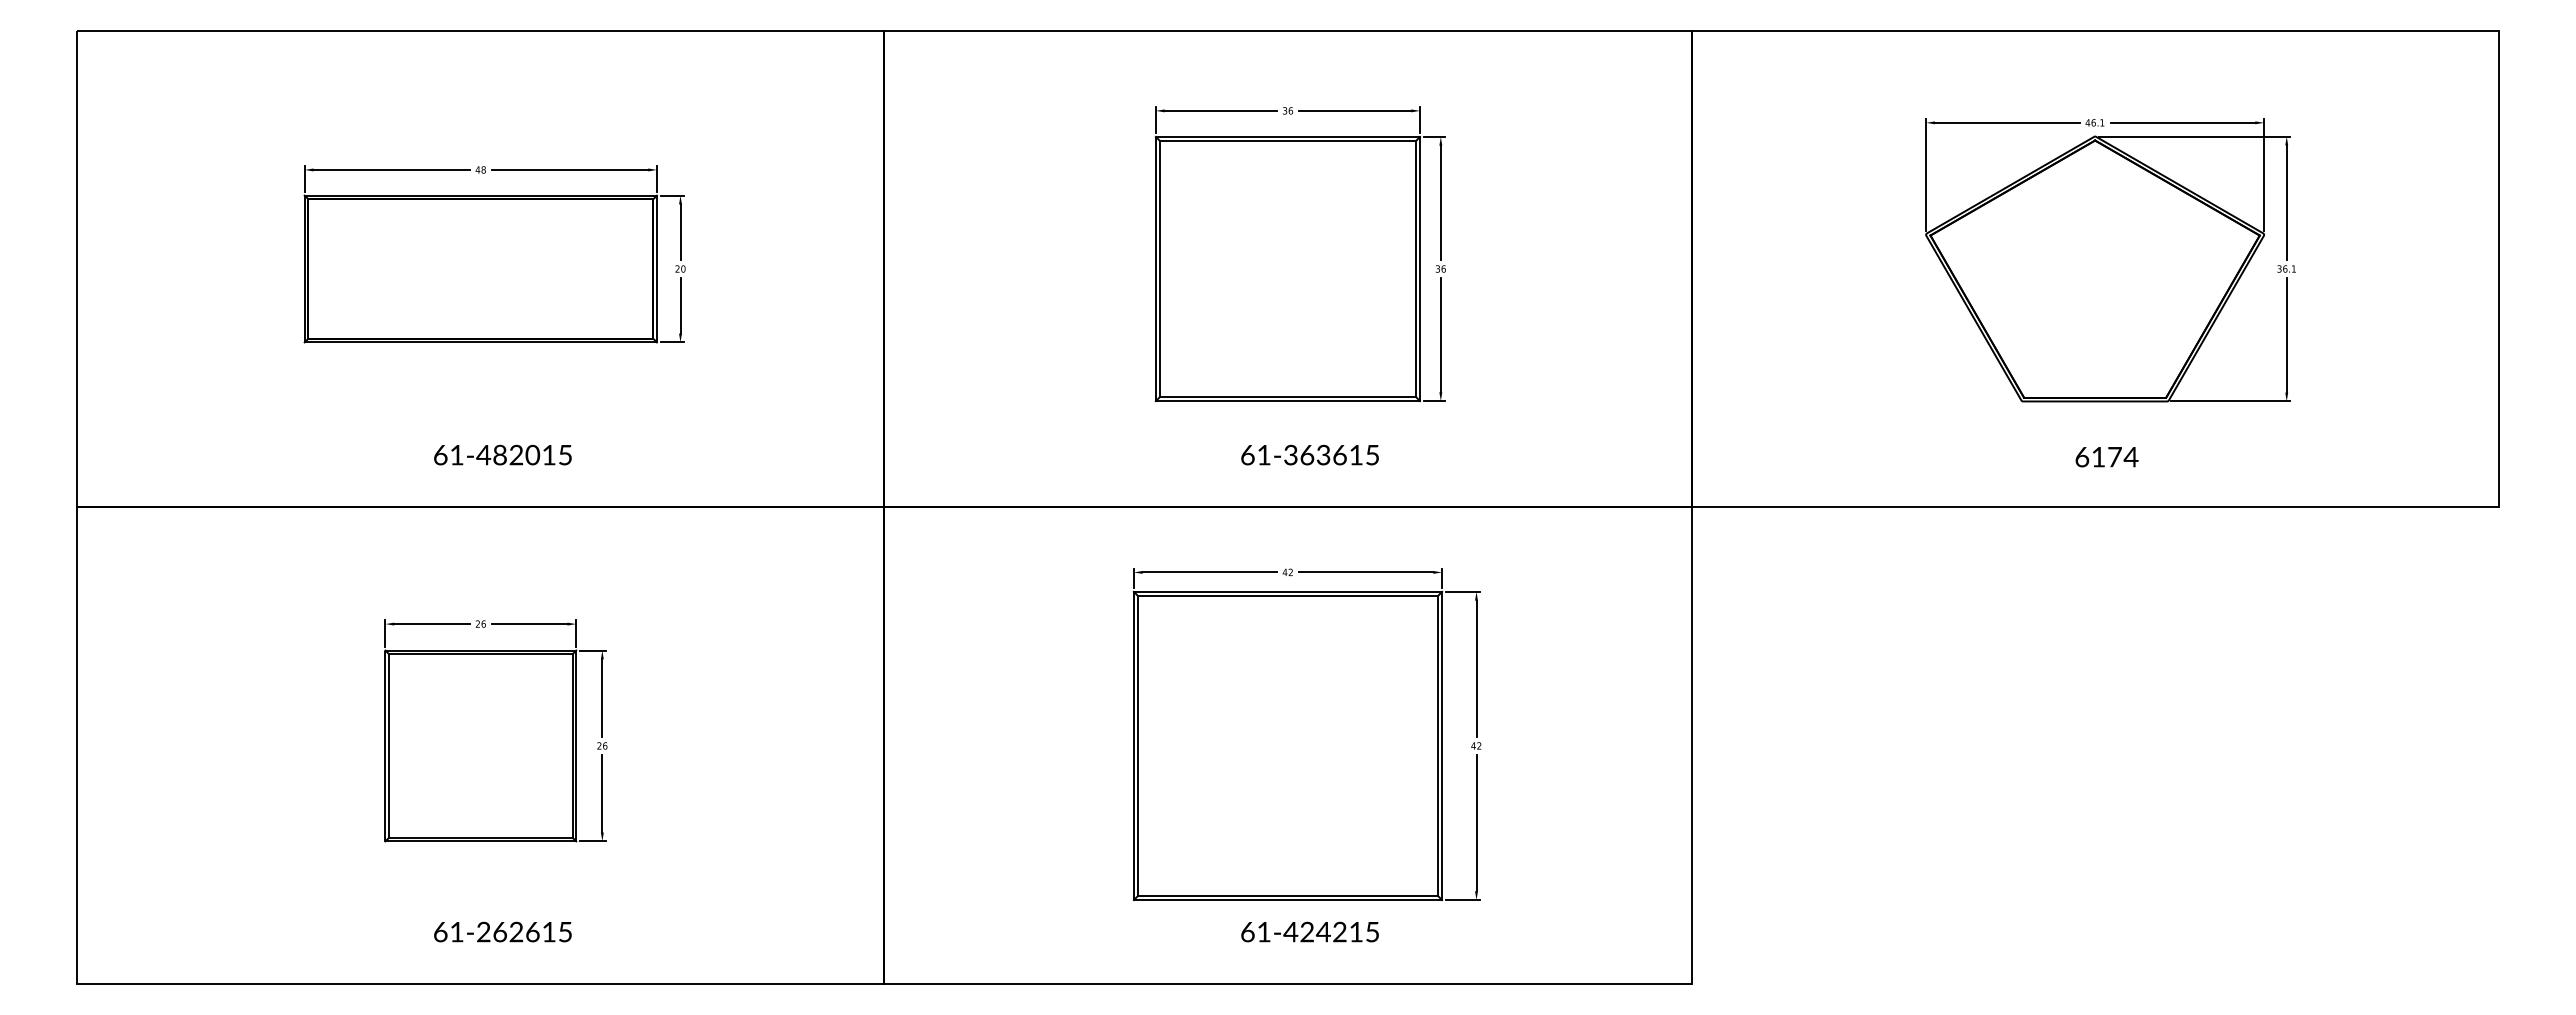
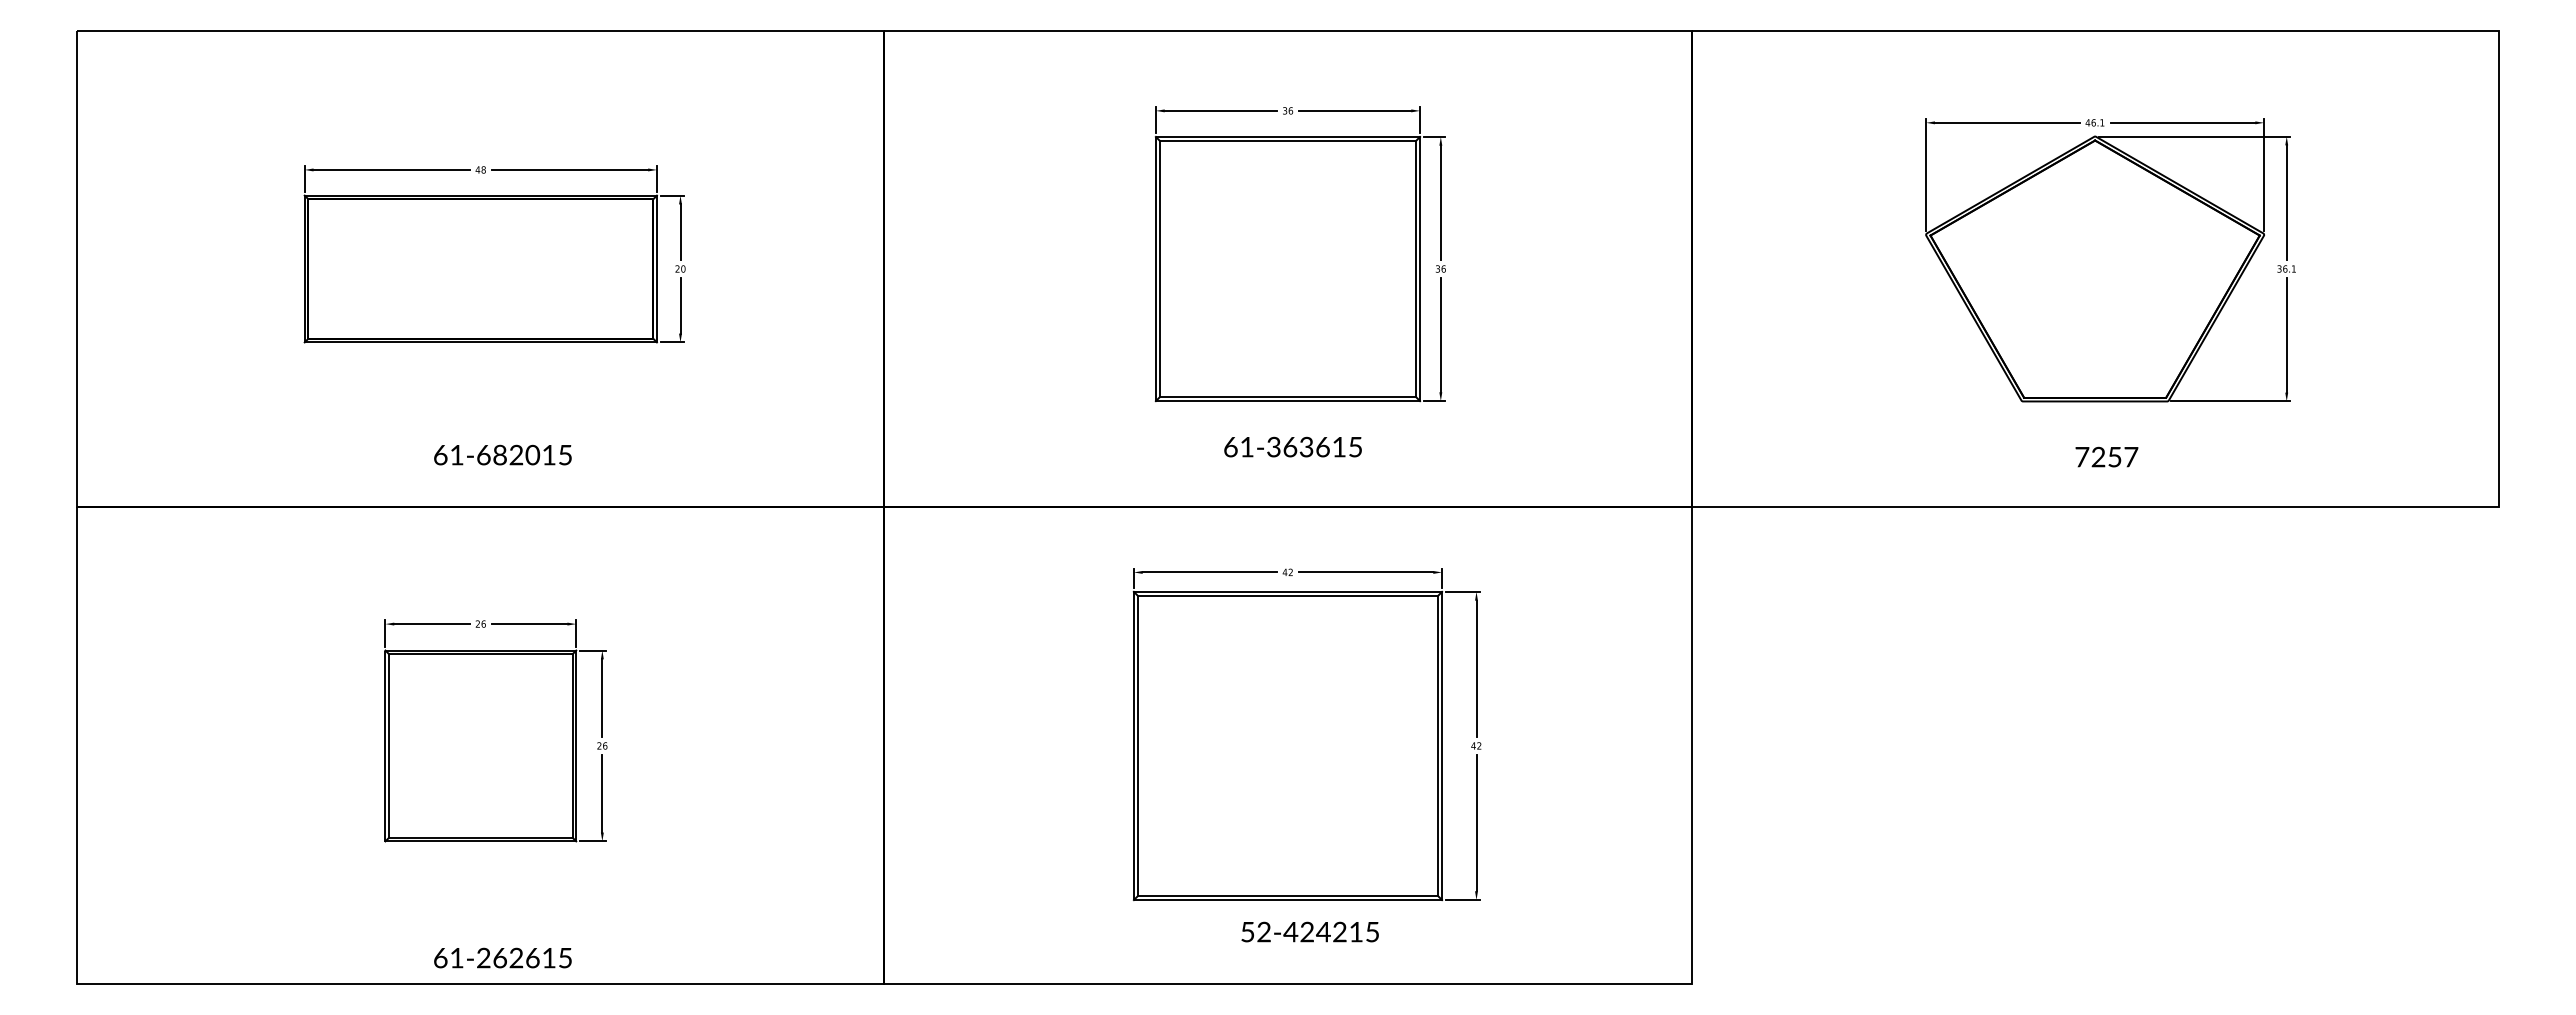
text position: (1309, 454) -> (1292, 446) (1292, 446)
text: 61-482015 -> 61-682015 (483, 455)
text: 6174 -> 7257 (2106, 456)
text position: (502, 931) -> (502, 957) (502, 957)
text: 61-424215 -> 52-424215 (1255, 931)
